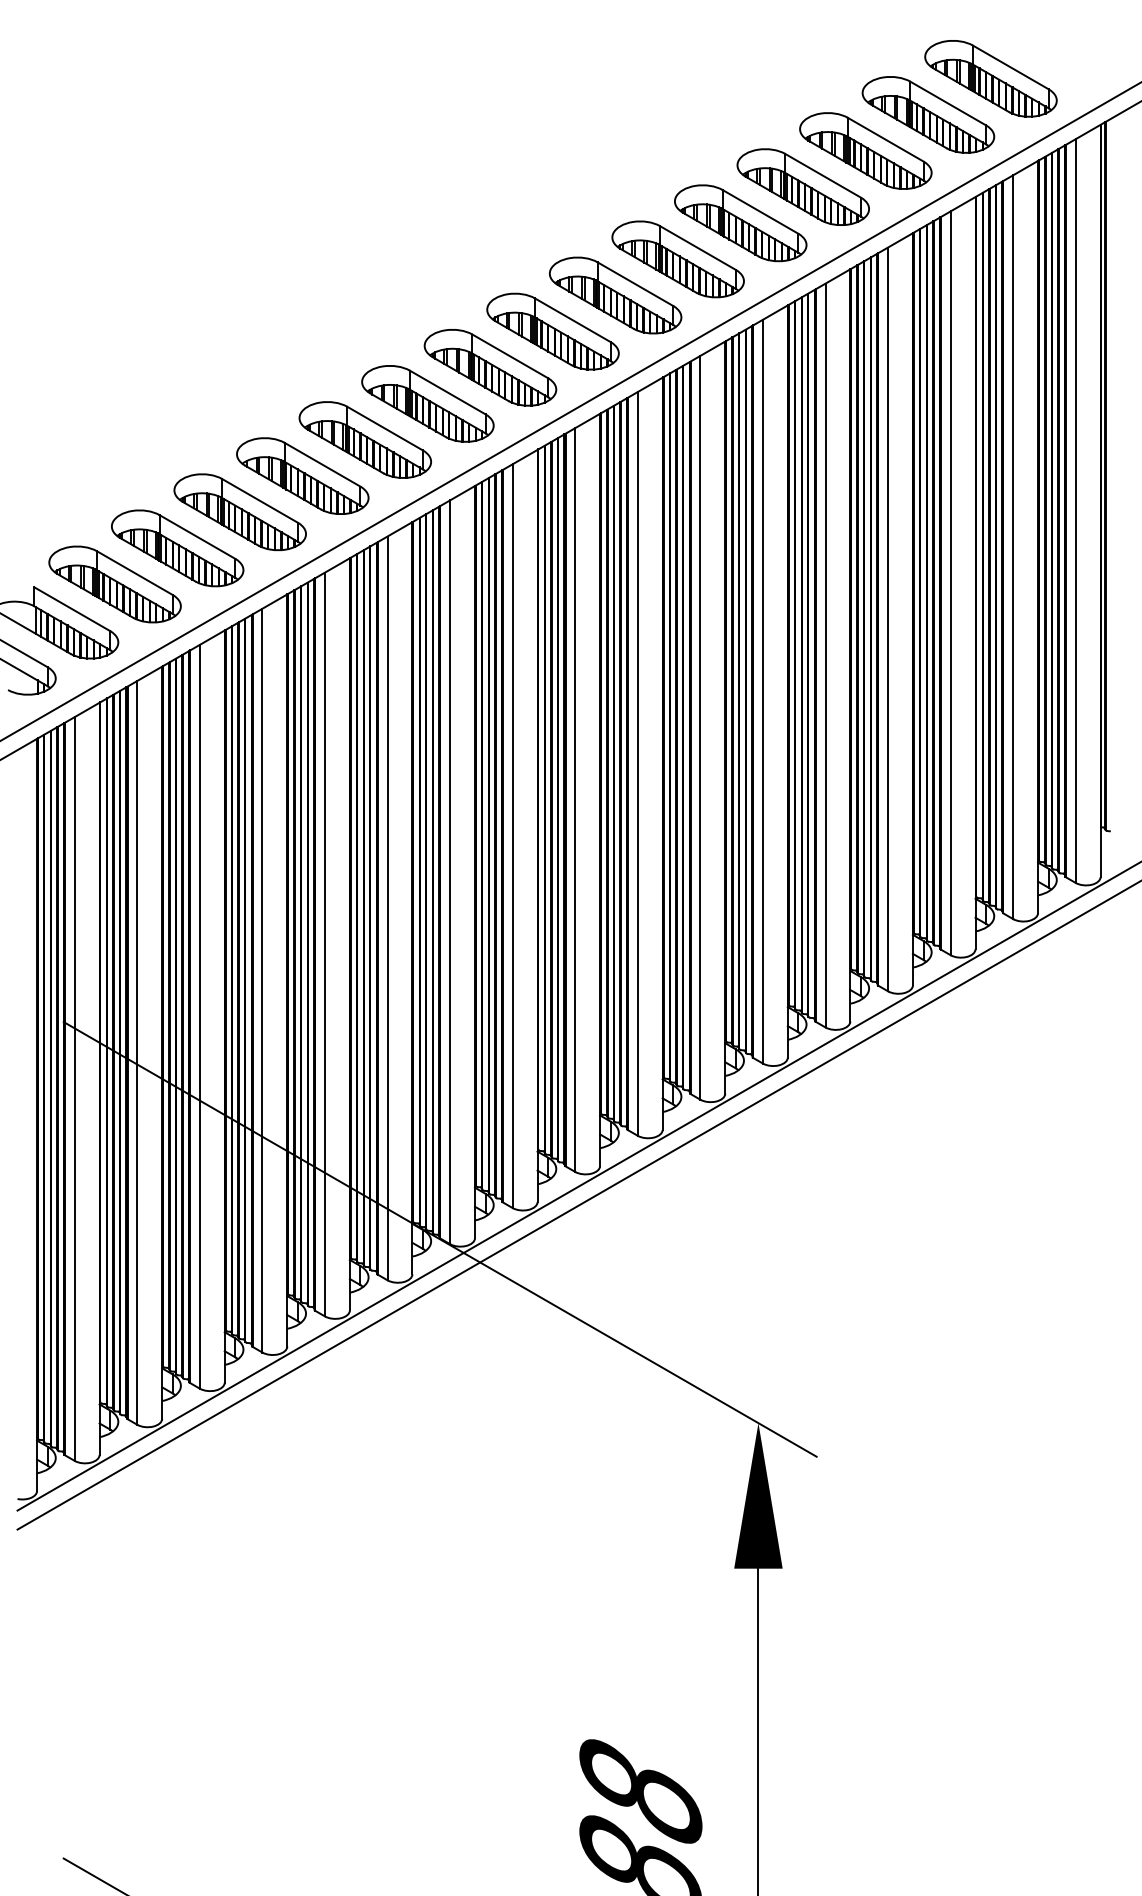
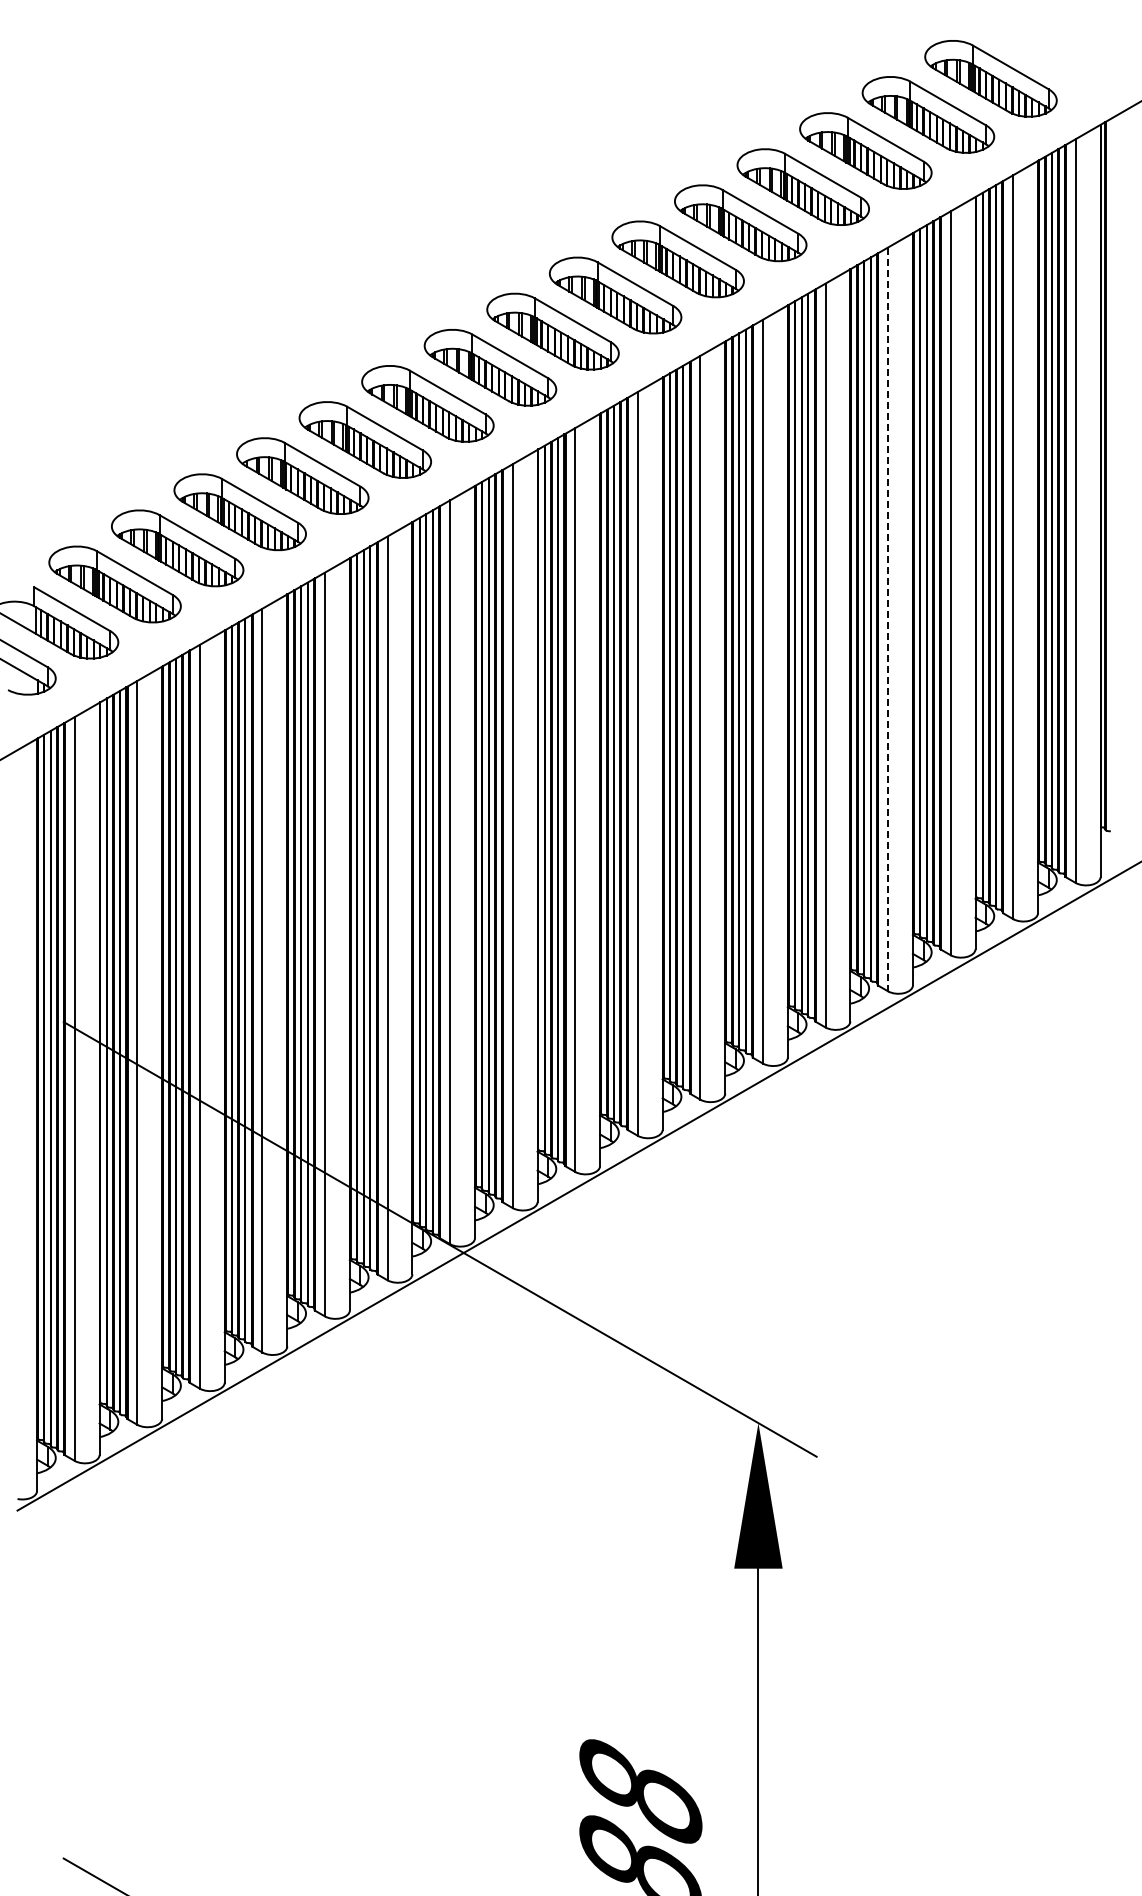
line: present -> none (570, 411)
line: solid -> dashed (888, 619)
line: present -> none (577, 1205)
